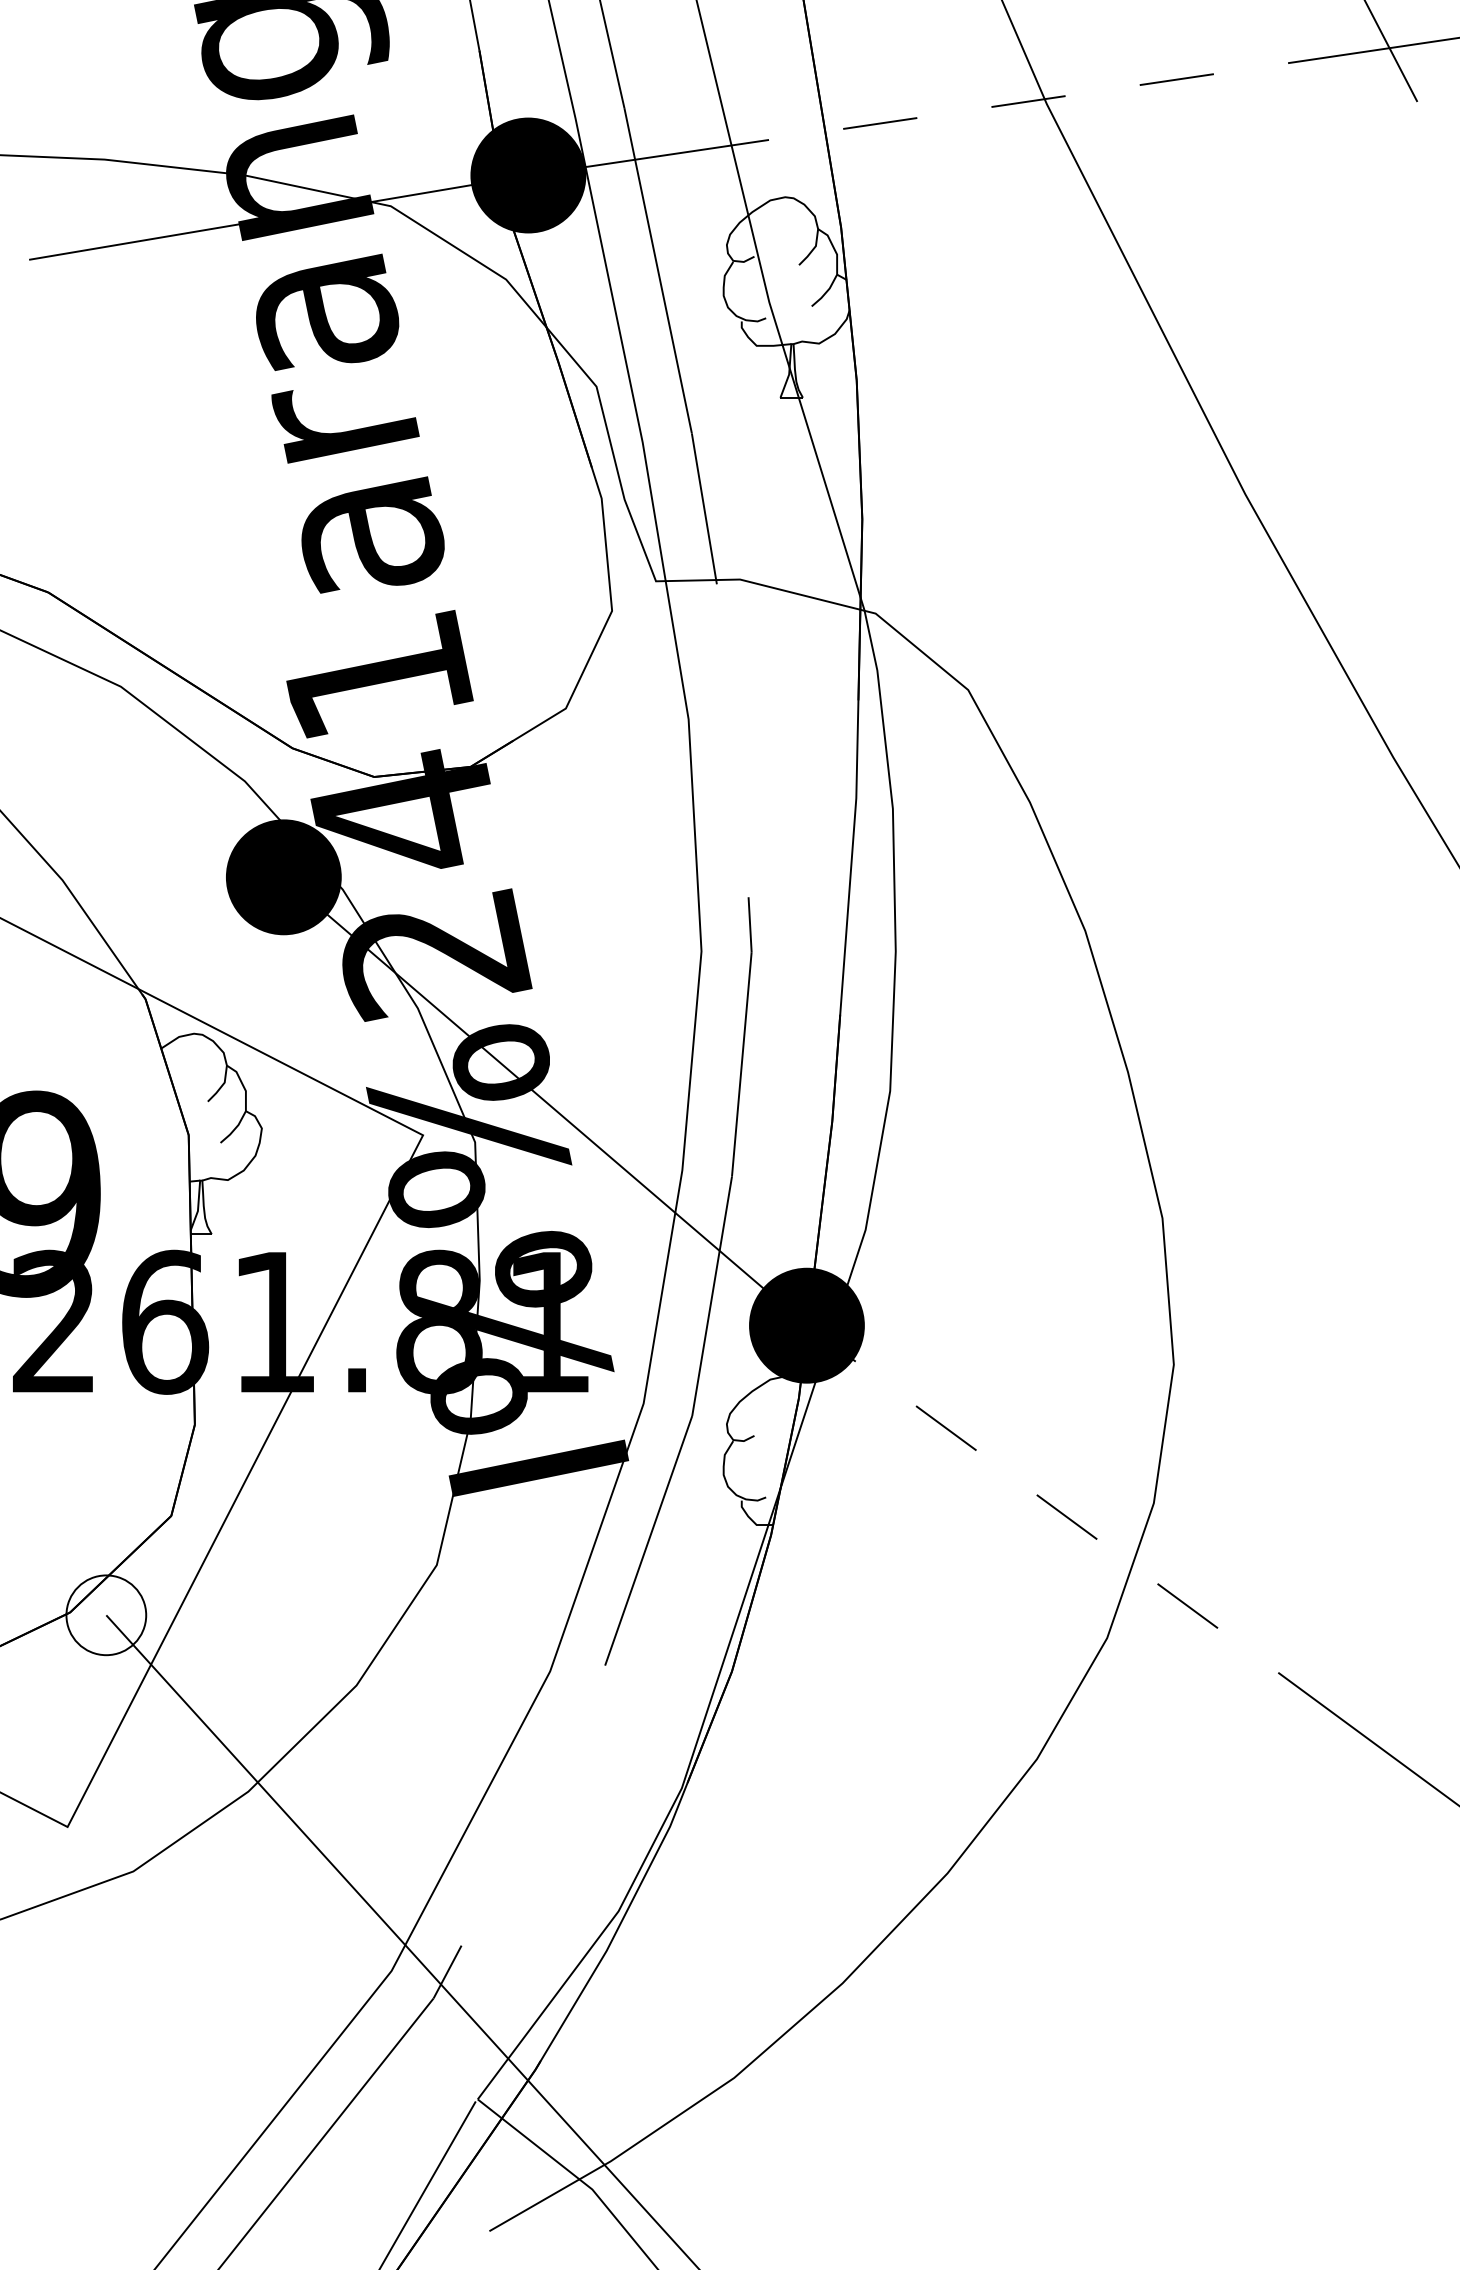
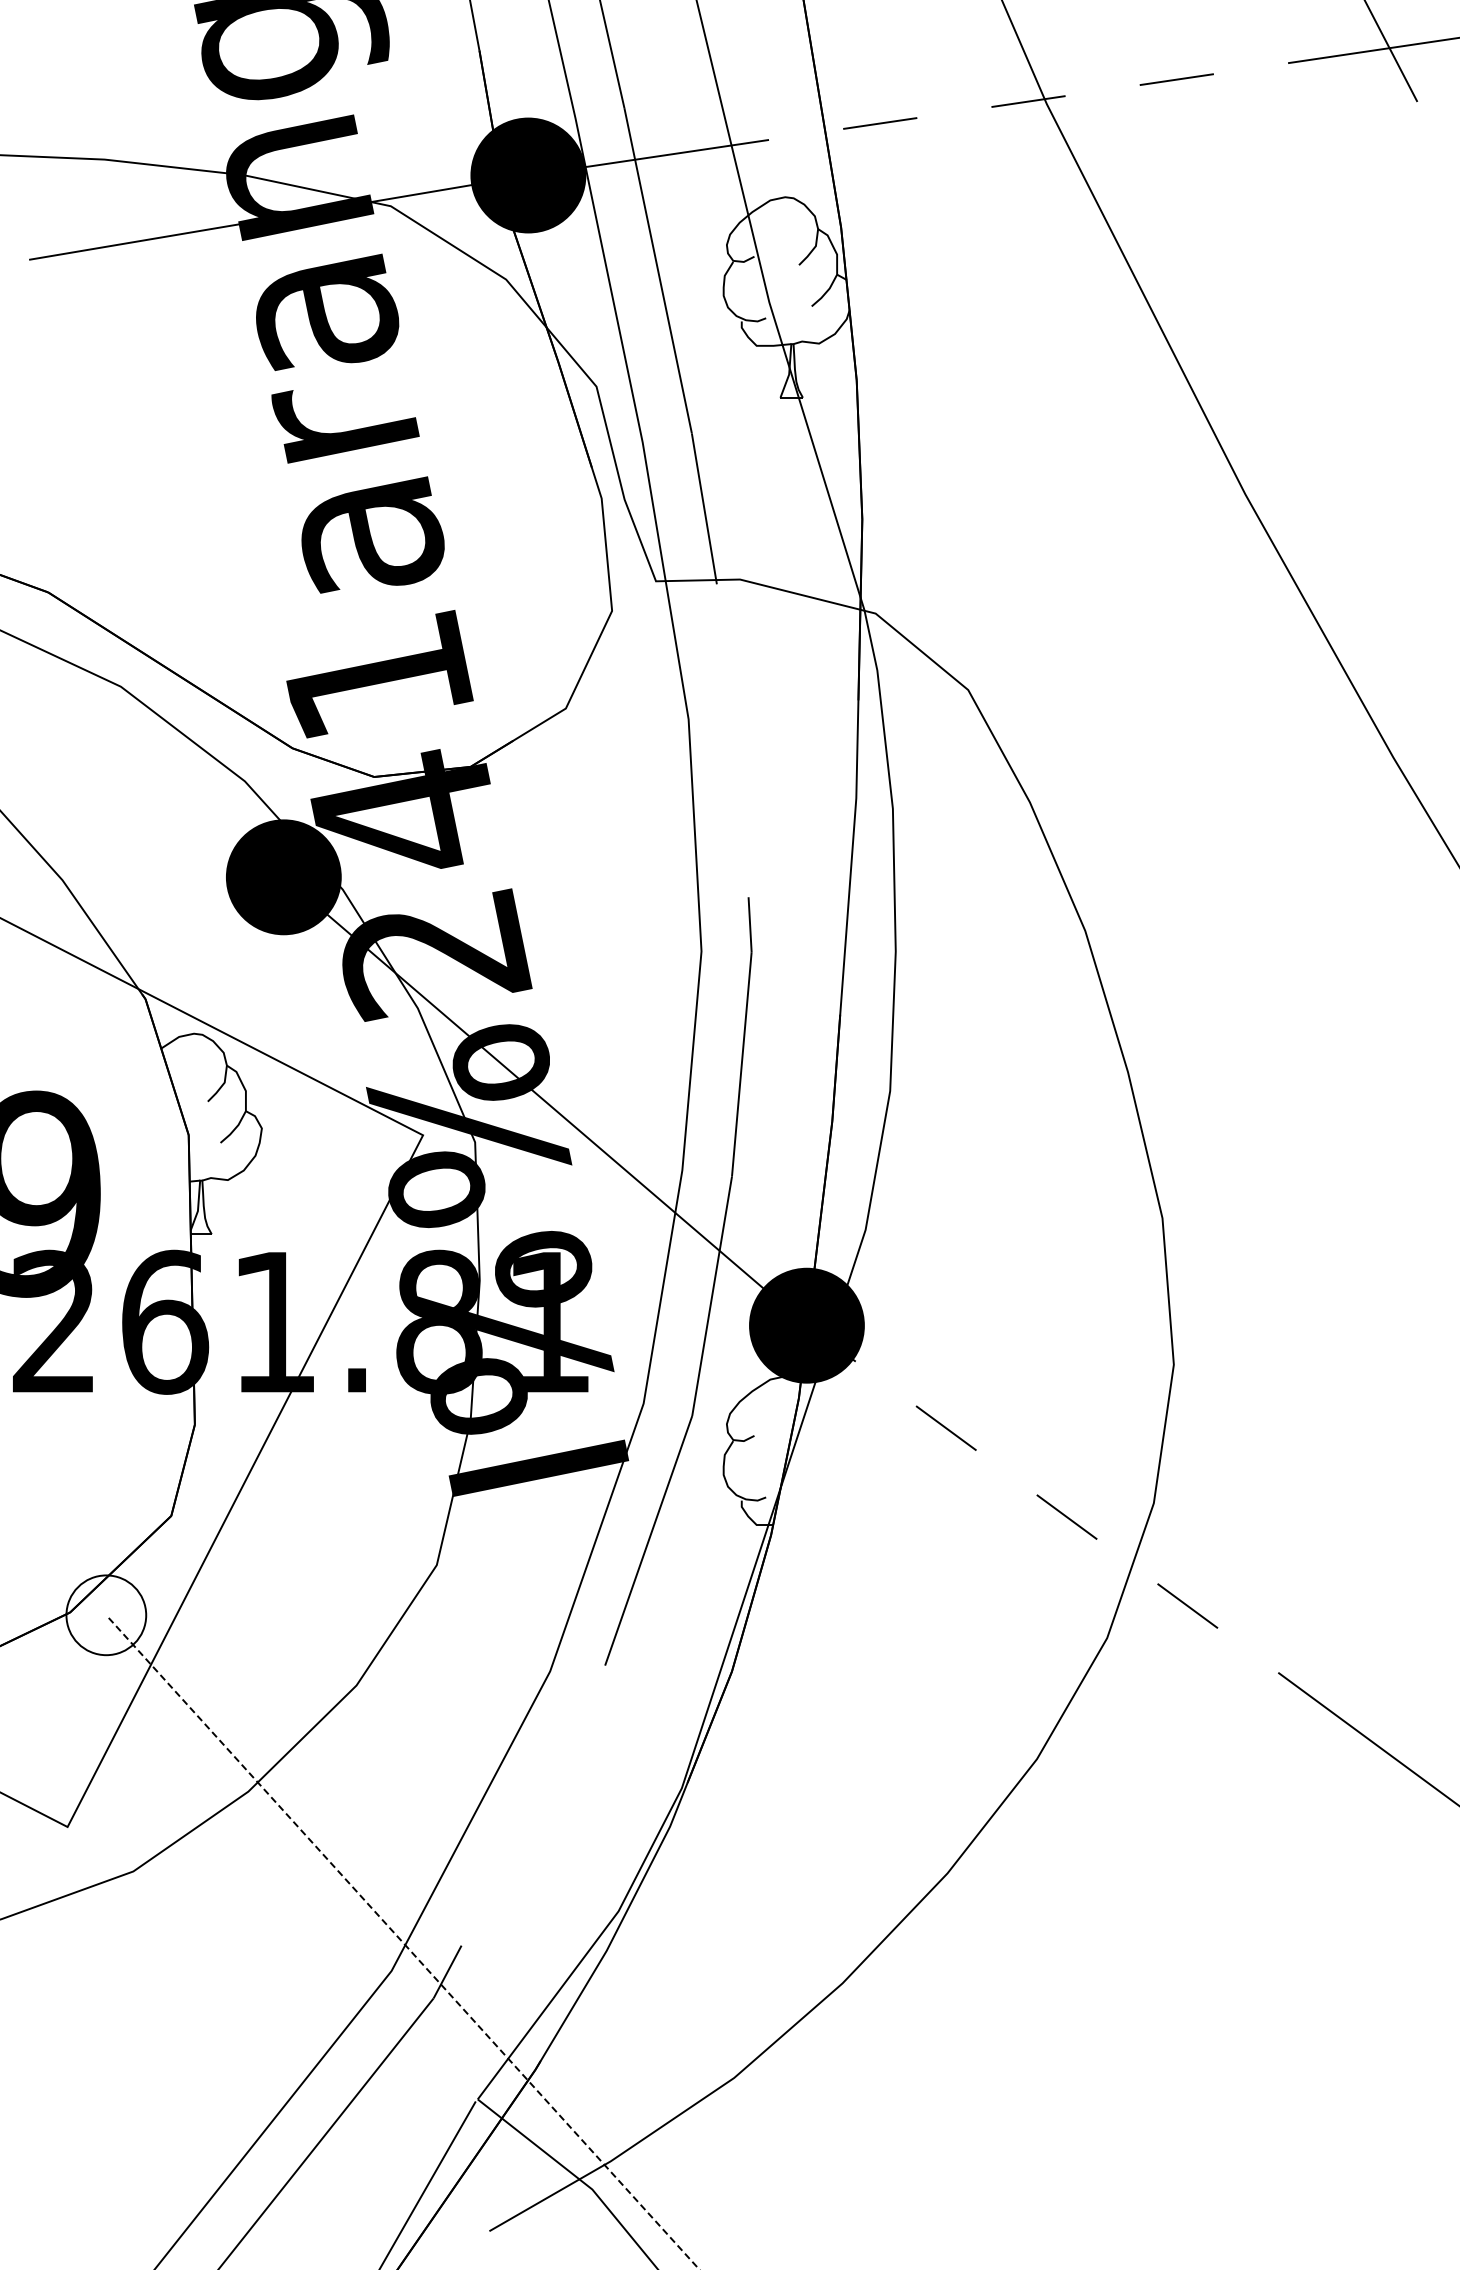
line: solid -> dashed (402, 1941)
